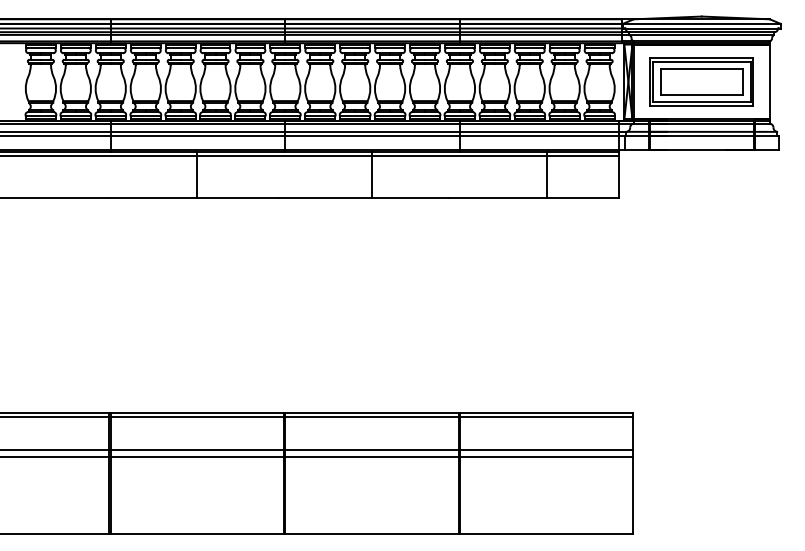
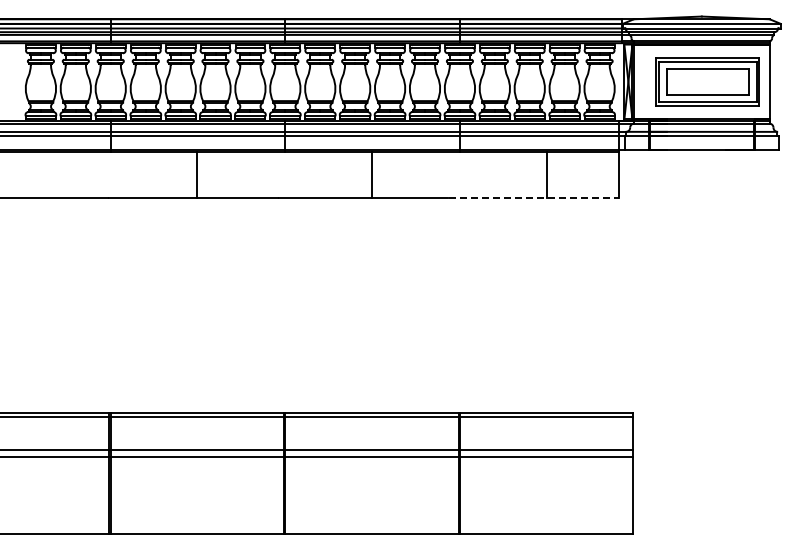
part position: (701, 81) -> (707, 81) (707, 81)
line: present -> none (310, 156)
line: solid -> dashed (533, 197)
